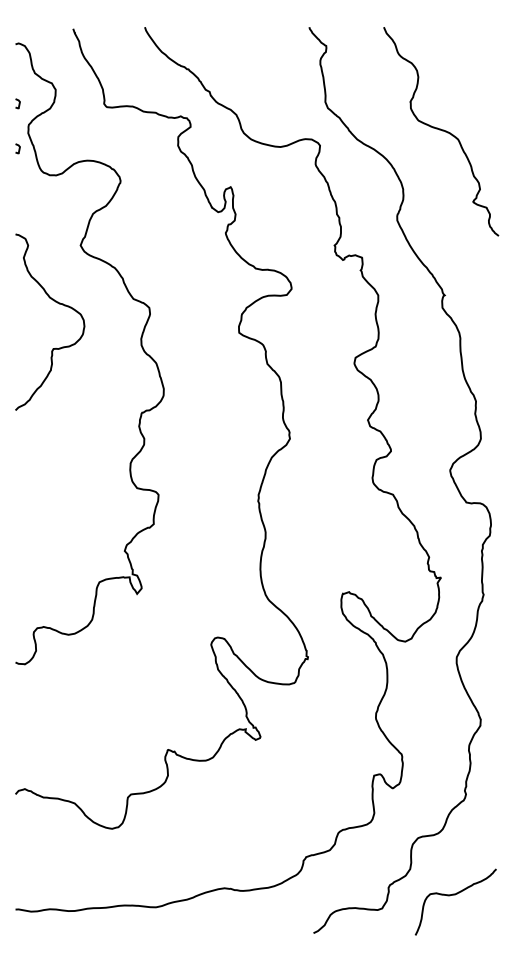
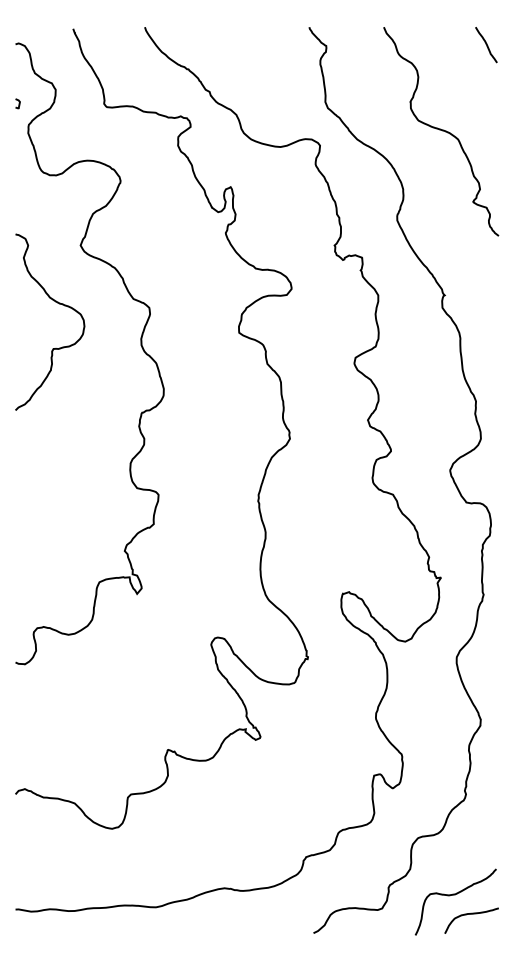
curve: none -> present (486, 45)
curve: present -> none (18, 148)
curve: none -> present (471, 914)
